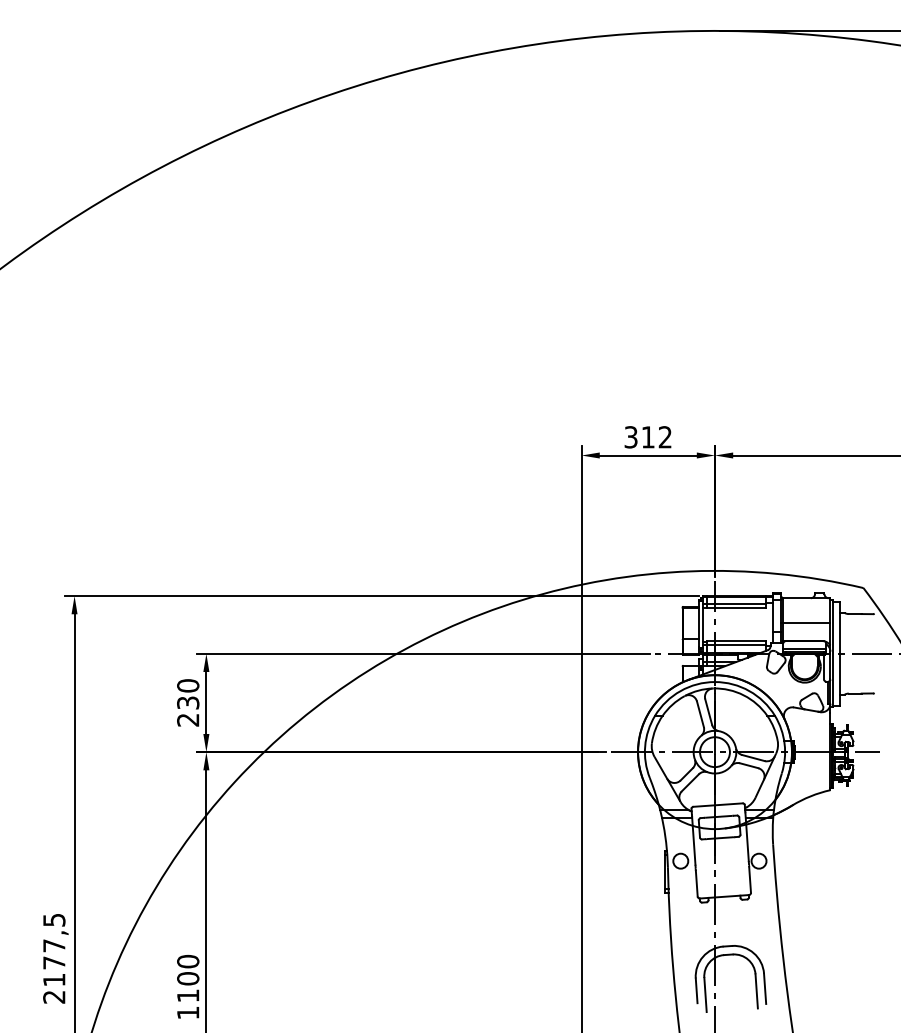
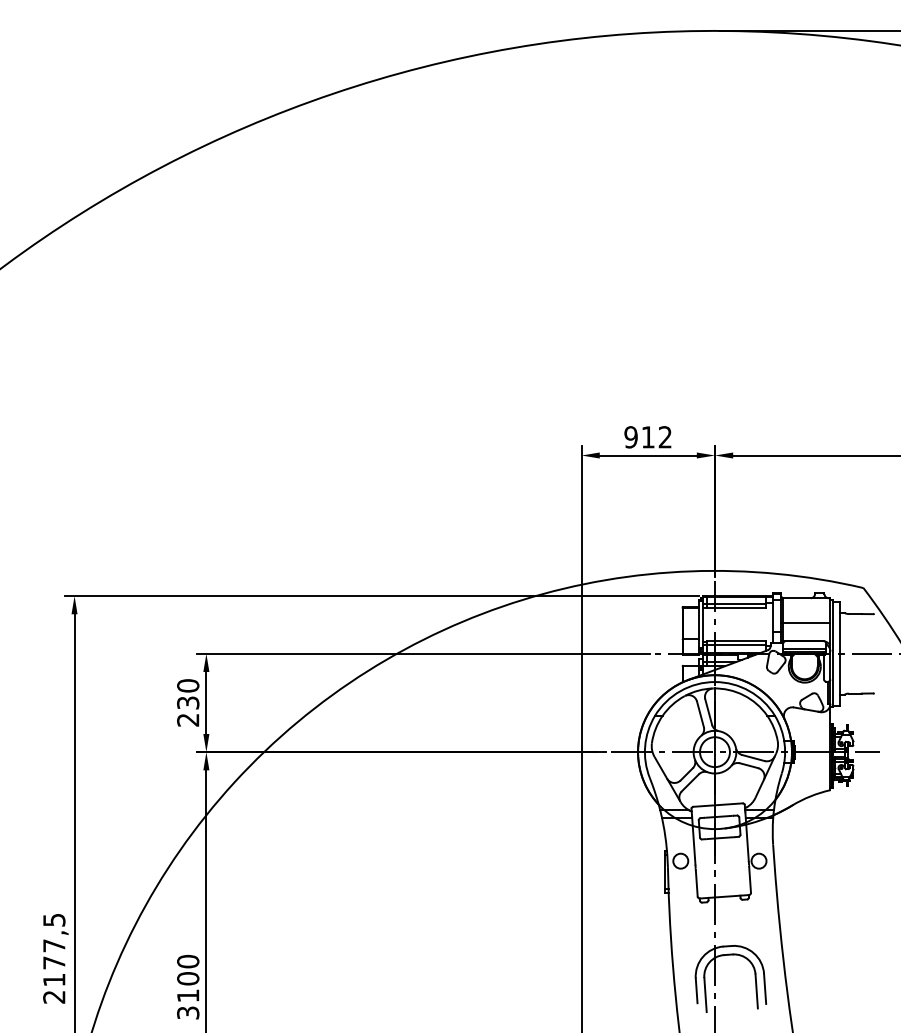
text: 312 -> 912 (630, 437)
text: 1100 -> 3100 (188, 1012)
